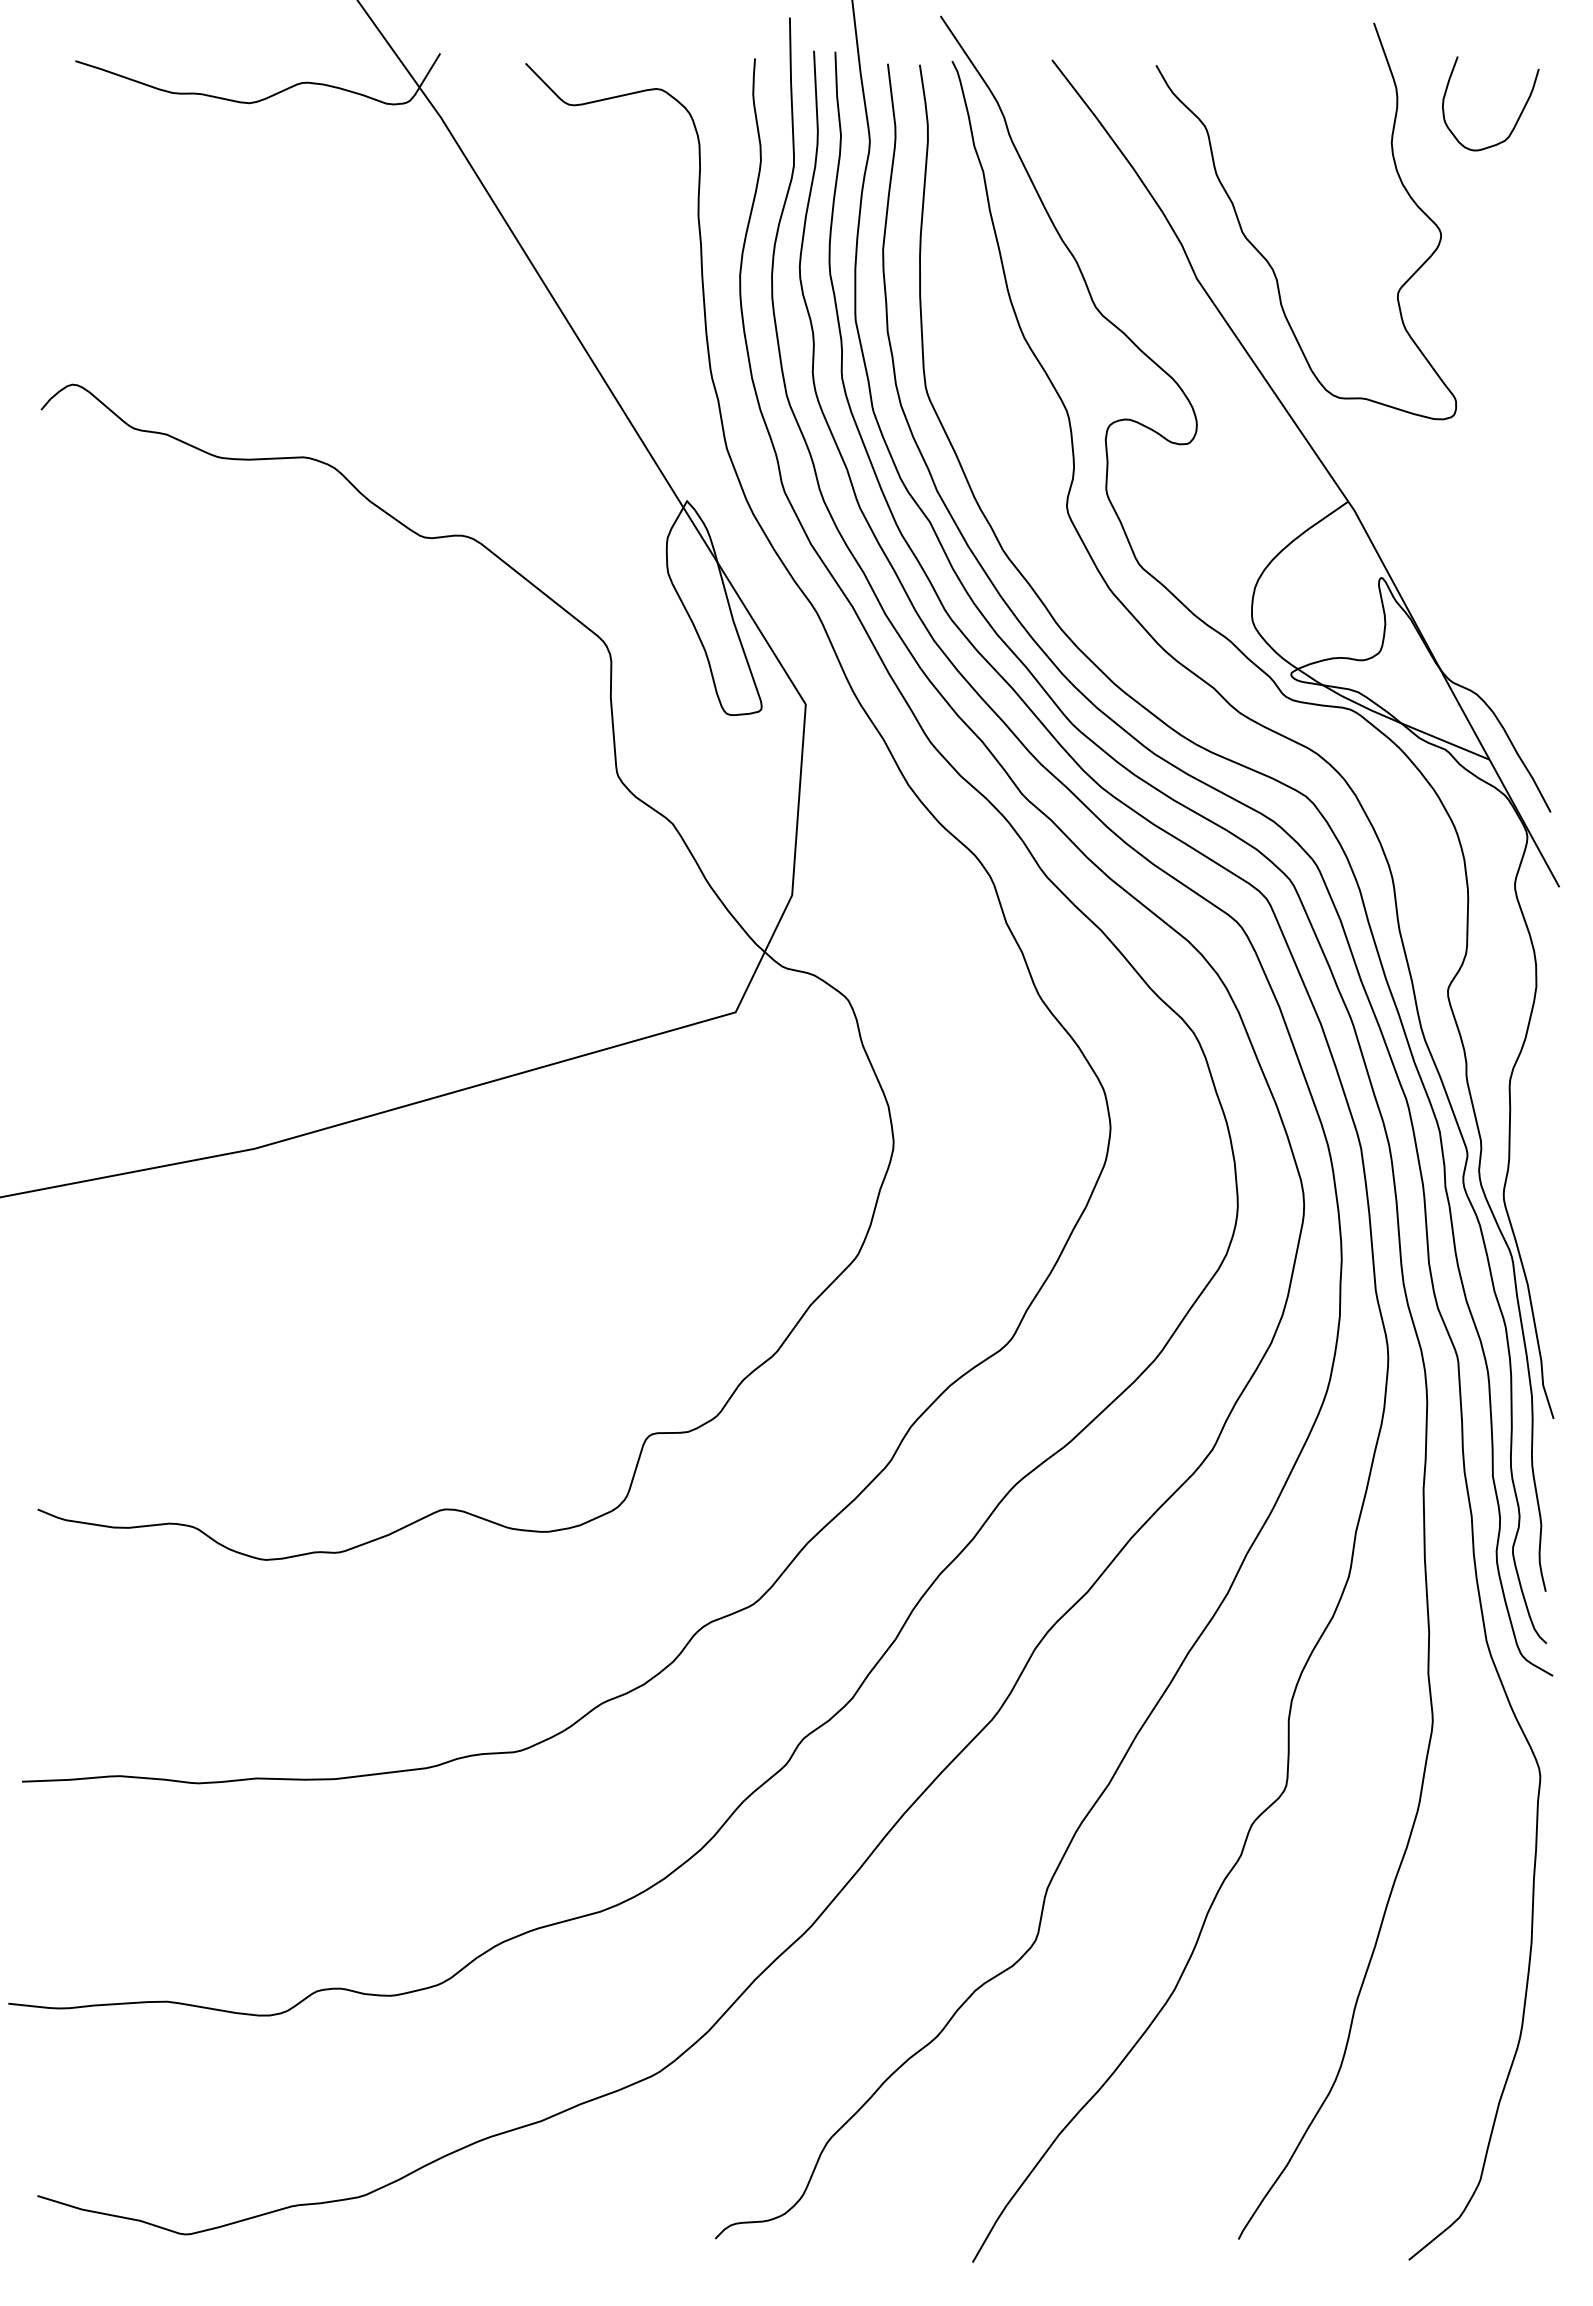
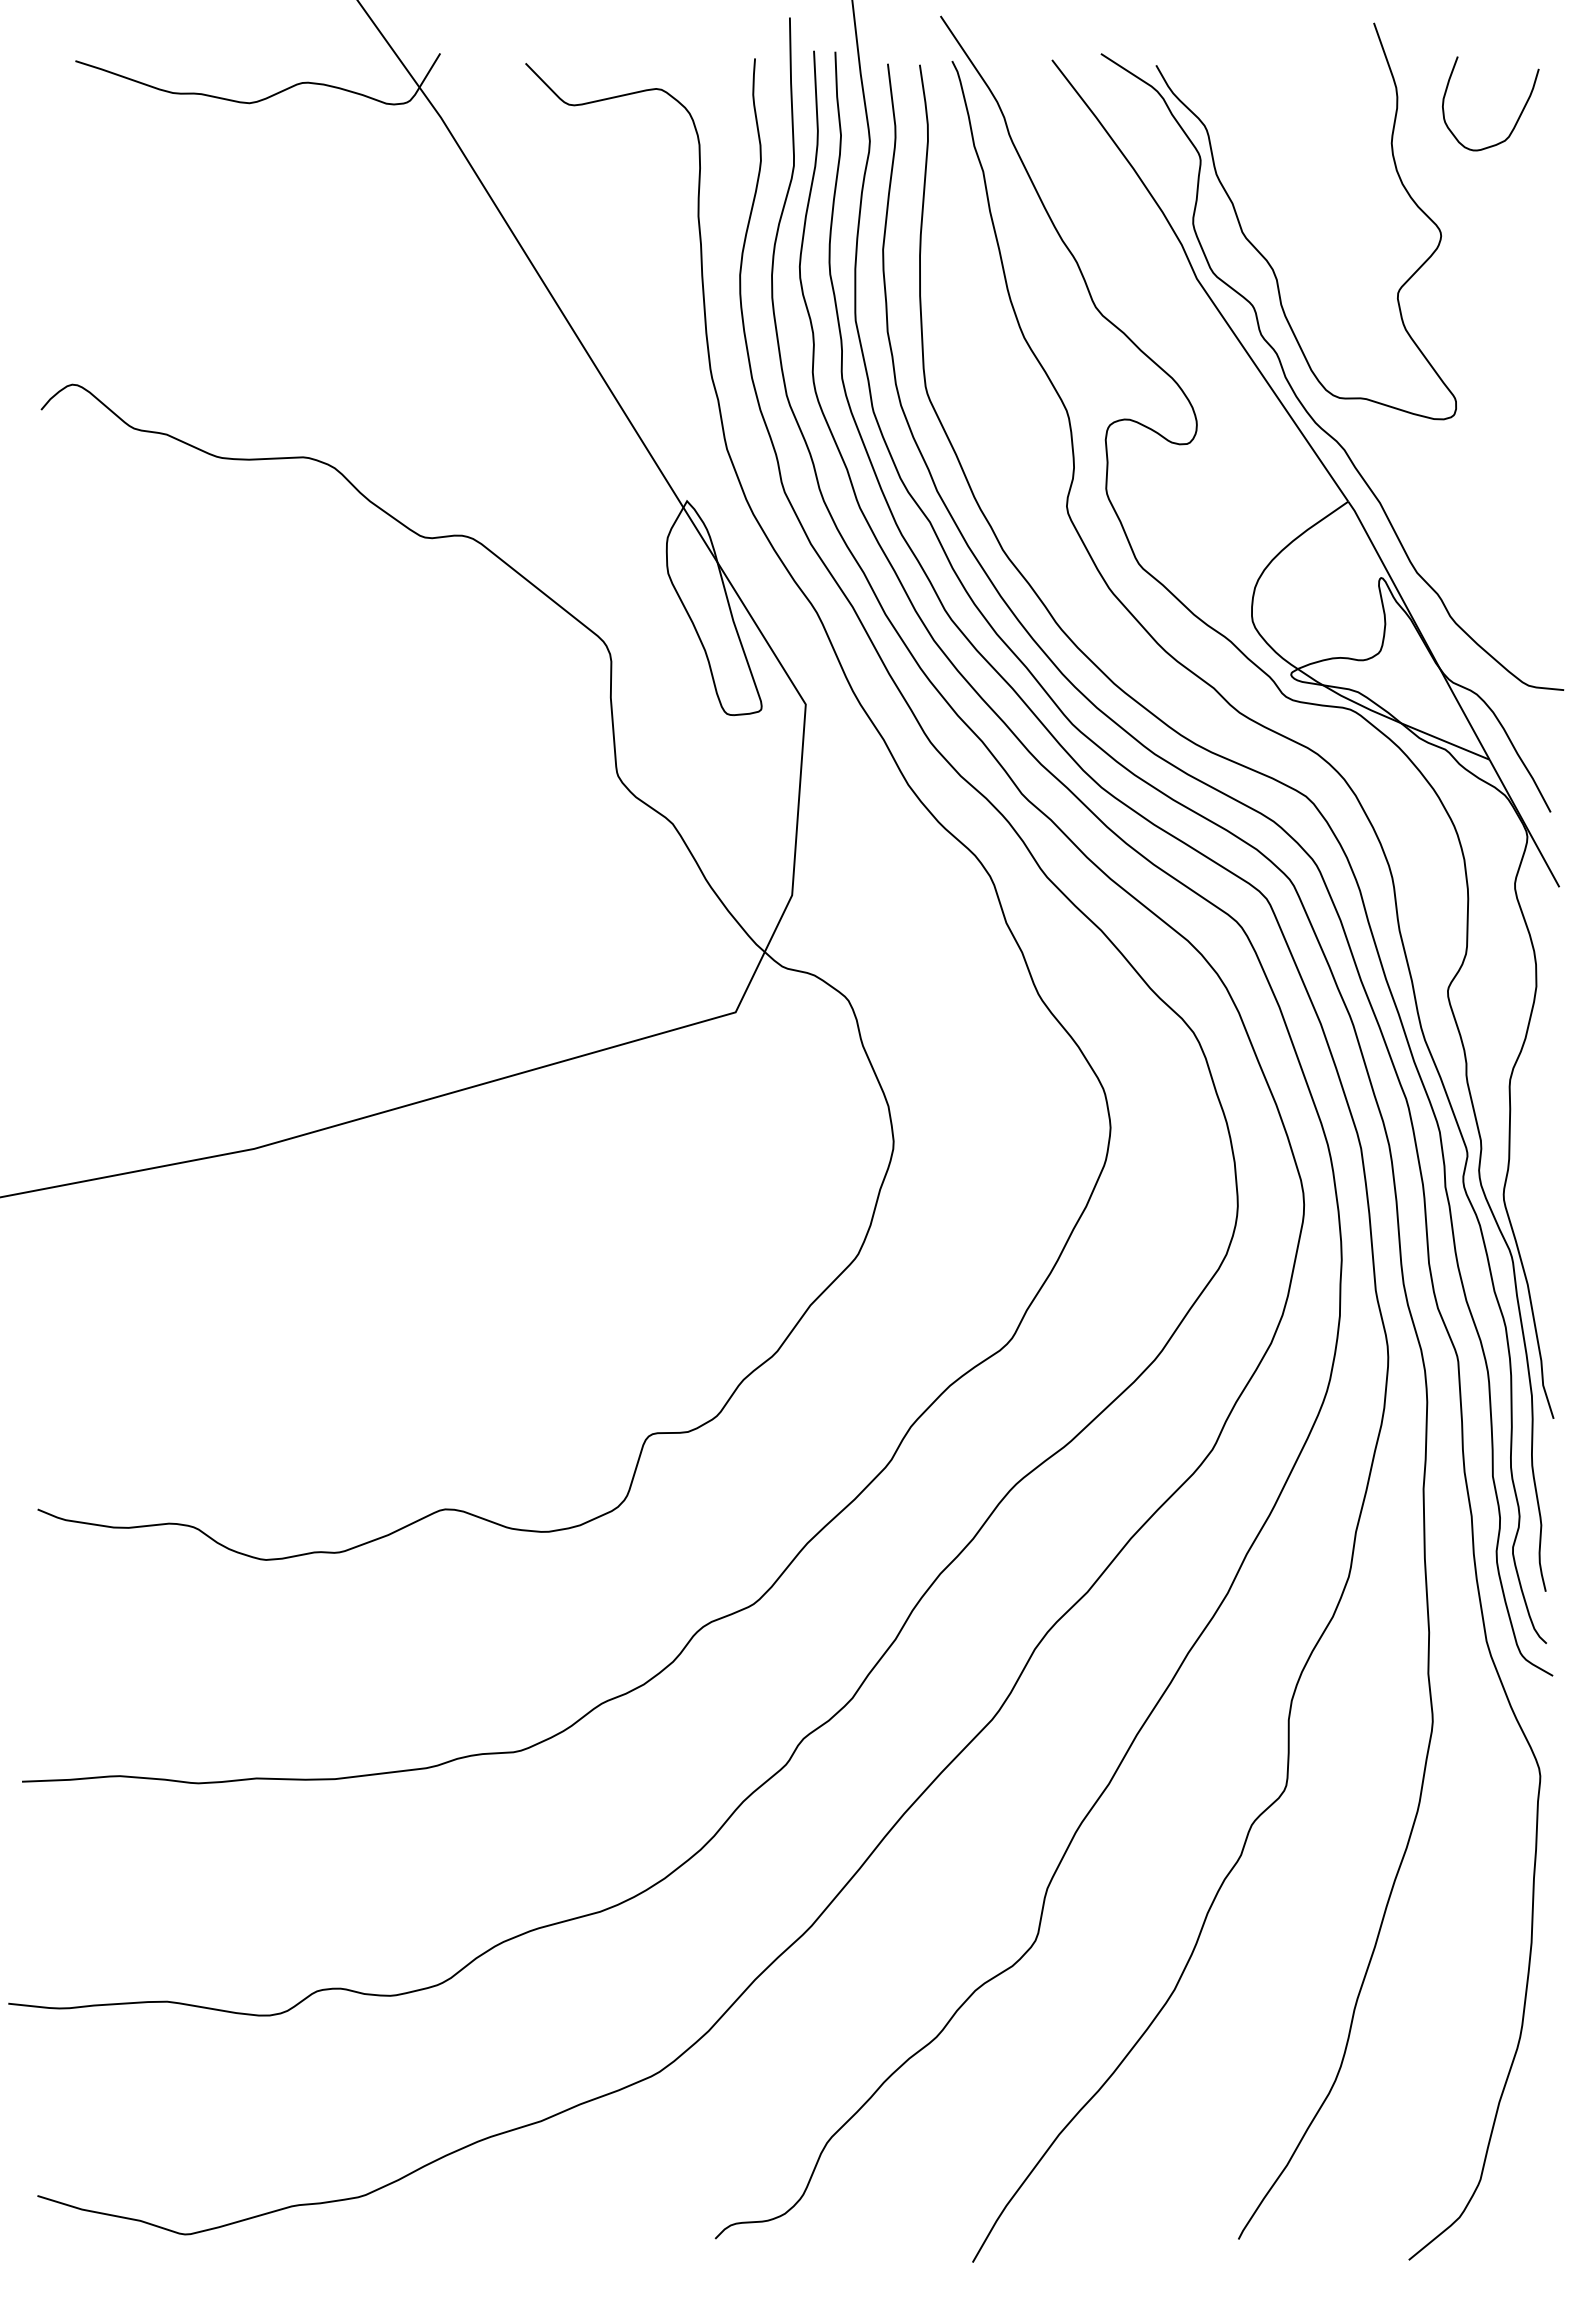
curve: none -> present (1295, 392)
